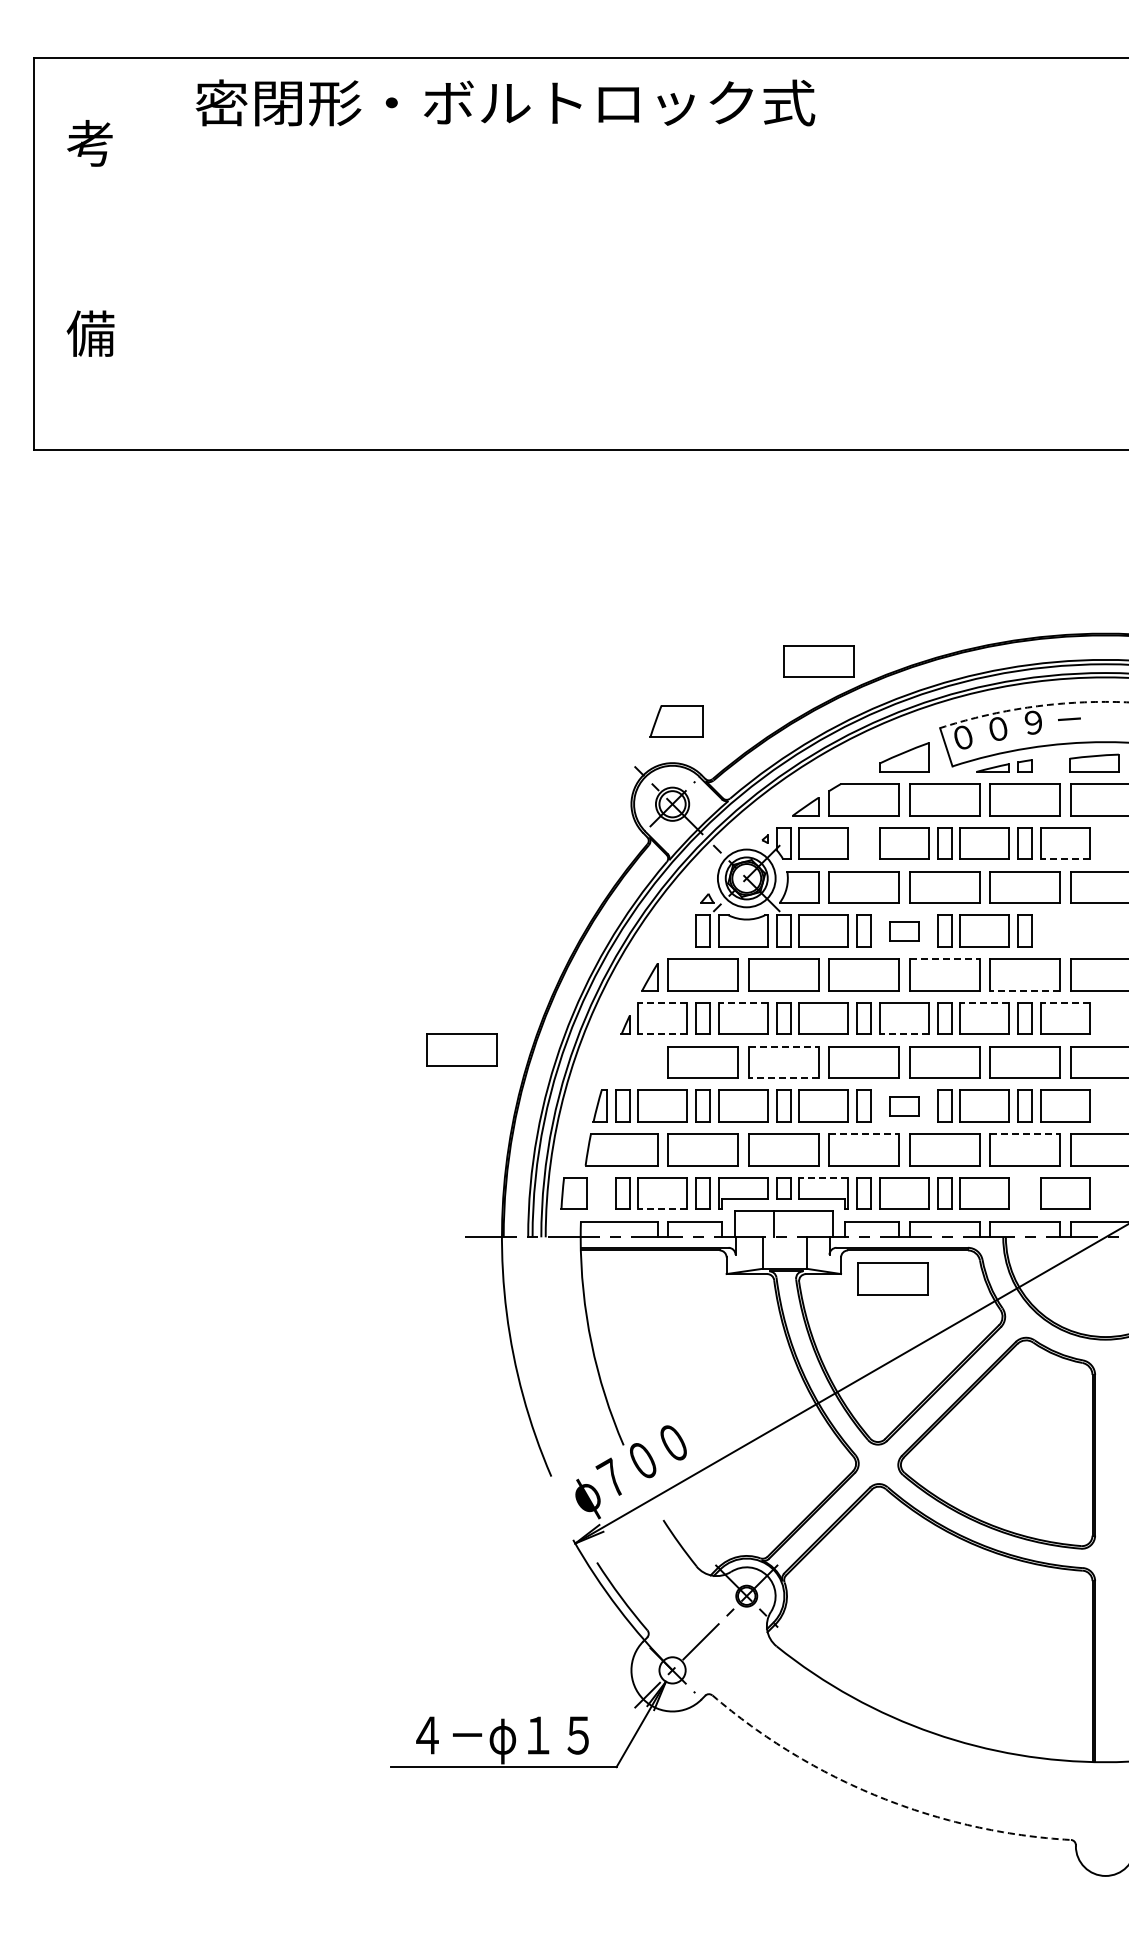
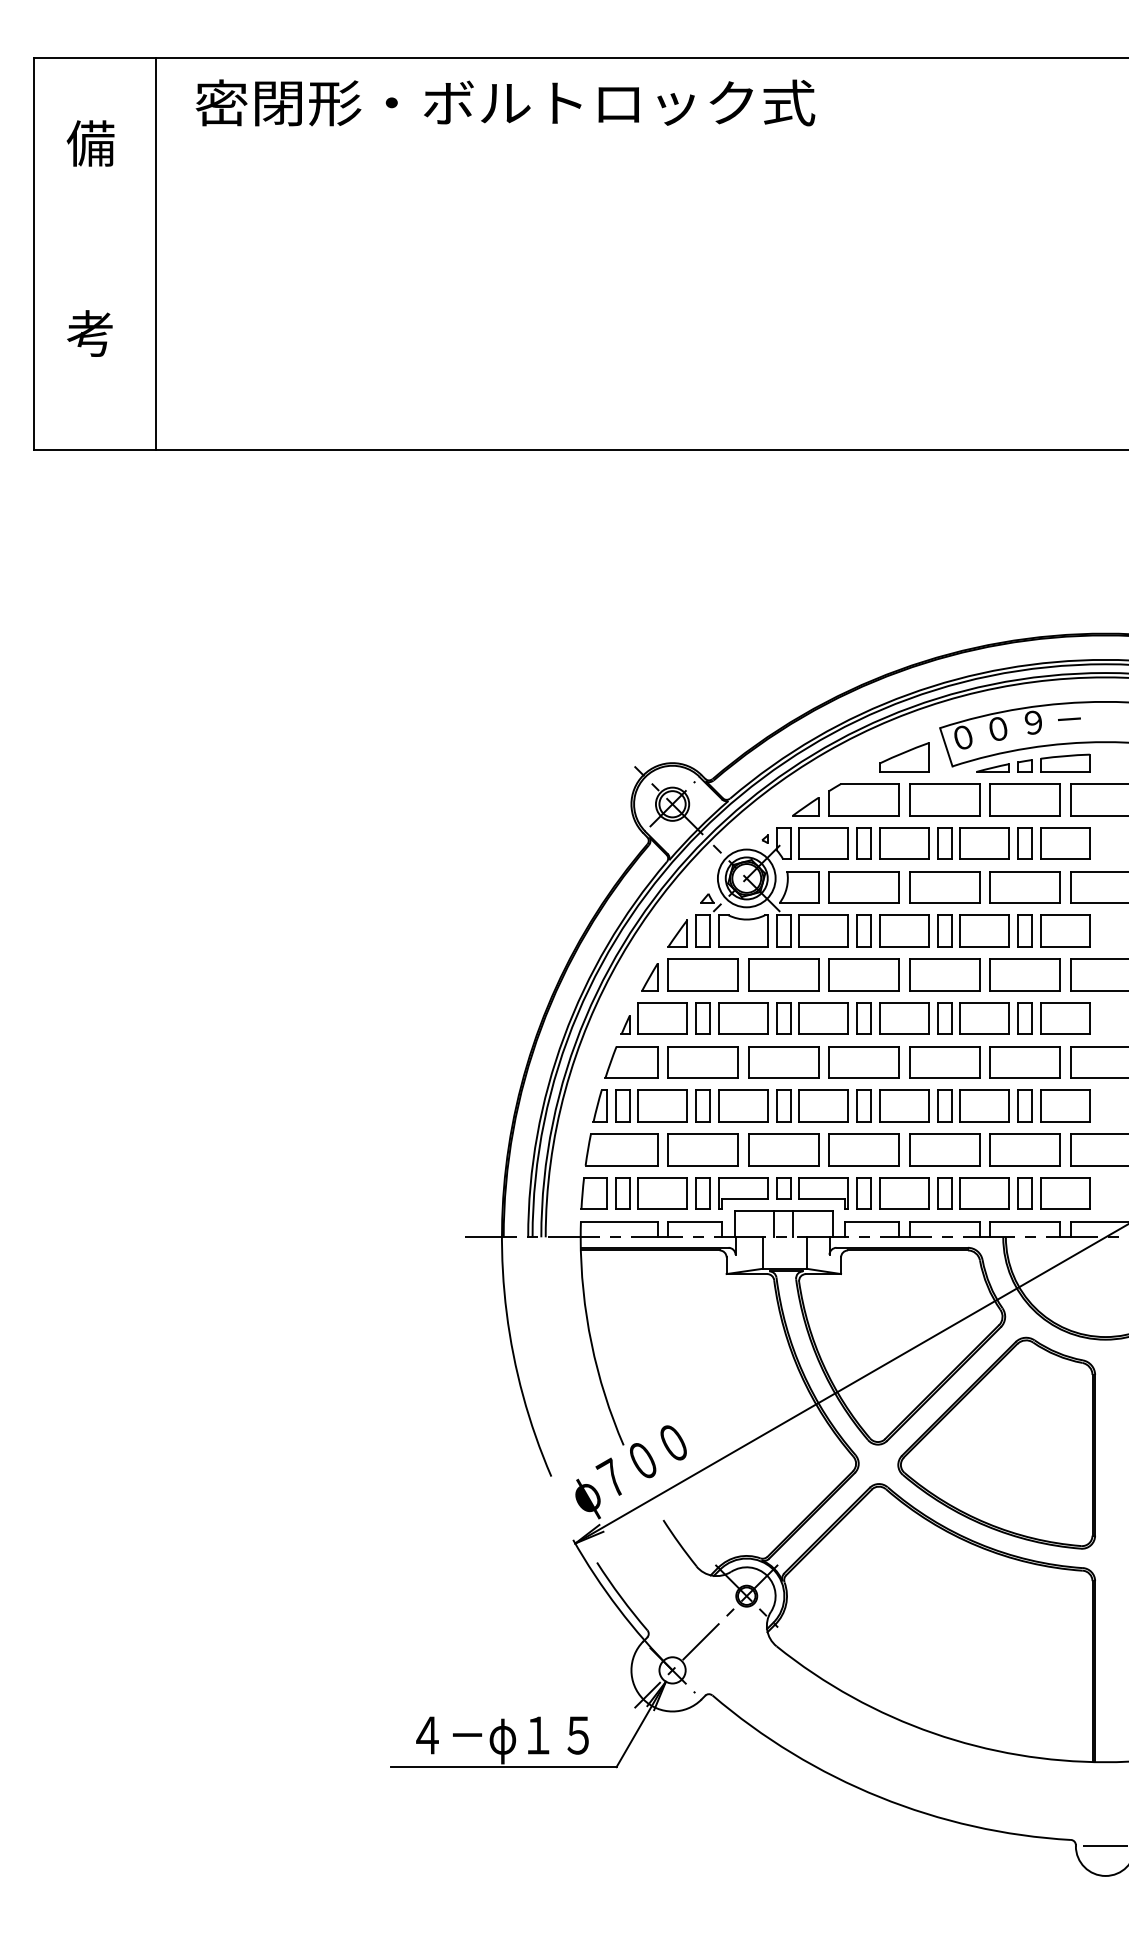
text: 考 -> 備 (90, 143)
line: none -> present (156, 253)
text: 備 -> 考 (90, 333)
part: present -> none (818, 661)
arc: dashed -> solid (1032, 707)
part position: (676, 721) -> (631, 1062) (631, 1062)
part position: (1094, 762) -> (1065, 762) (1065, 762)
part: none -> present (863, 843)
line: dashed -> solid (1064, 859)
part: none -> present (1065, 930)
part size: 31x21 px -> 51x34 px (904, 930)
part: none -> present (677, 933)
line: dashed -> solid (944, 959)
line: dashed -> solid (1025, 990)
line: dashed -> solid (662, 1002)
line: dashed -> solid (742, 1002)
line: dashed -> solid (984, 1002)
line: dashed -> solid (1064, 1002)
line: dashed -> solid (662, 1034)
line: dashed -> solid (903, 1034)
line: dashed -> solid (783, 1046)
part: present -> none (461, 1049)
line: dashed -> solid (783, 1078)
part size: 31x21 px -> 51x34 px (904, 1105)
line: dashed -> solid (864, 1134)
line: dashed -> solid (1025, 1134)
line: dashed -> solid (823, 1177)
part position: (573, 1193) -> (593, 1193) (593, 1193)
part: none -> present (1024, 1193)
line: dashed -> solid (662, 1209)
line: none -> present (793, 1224)
part: present -> none (892, 1278)
arc: dashed -> solid (879, 1797)
line: none -> present (1103, 1846)
